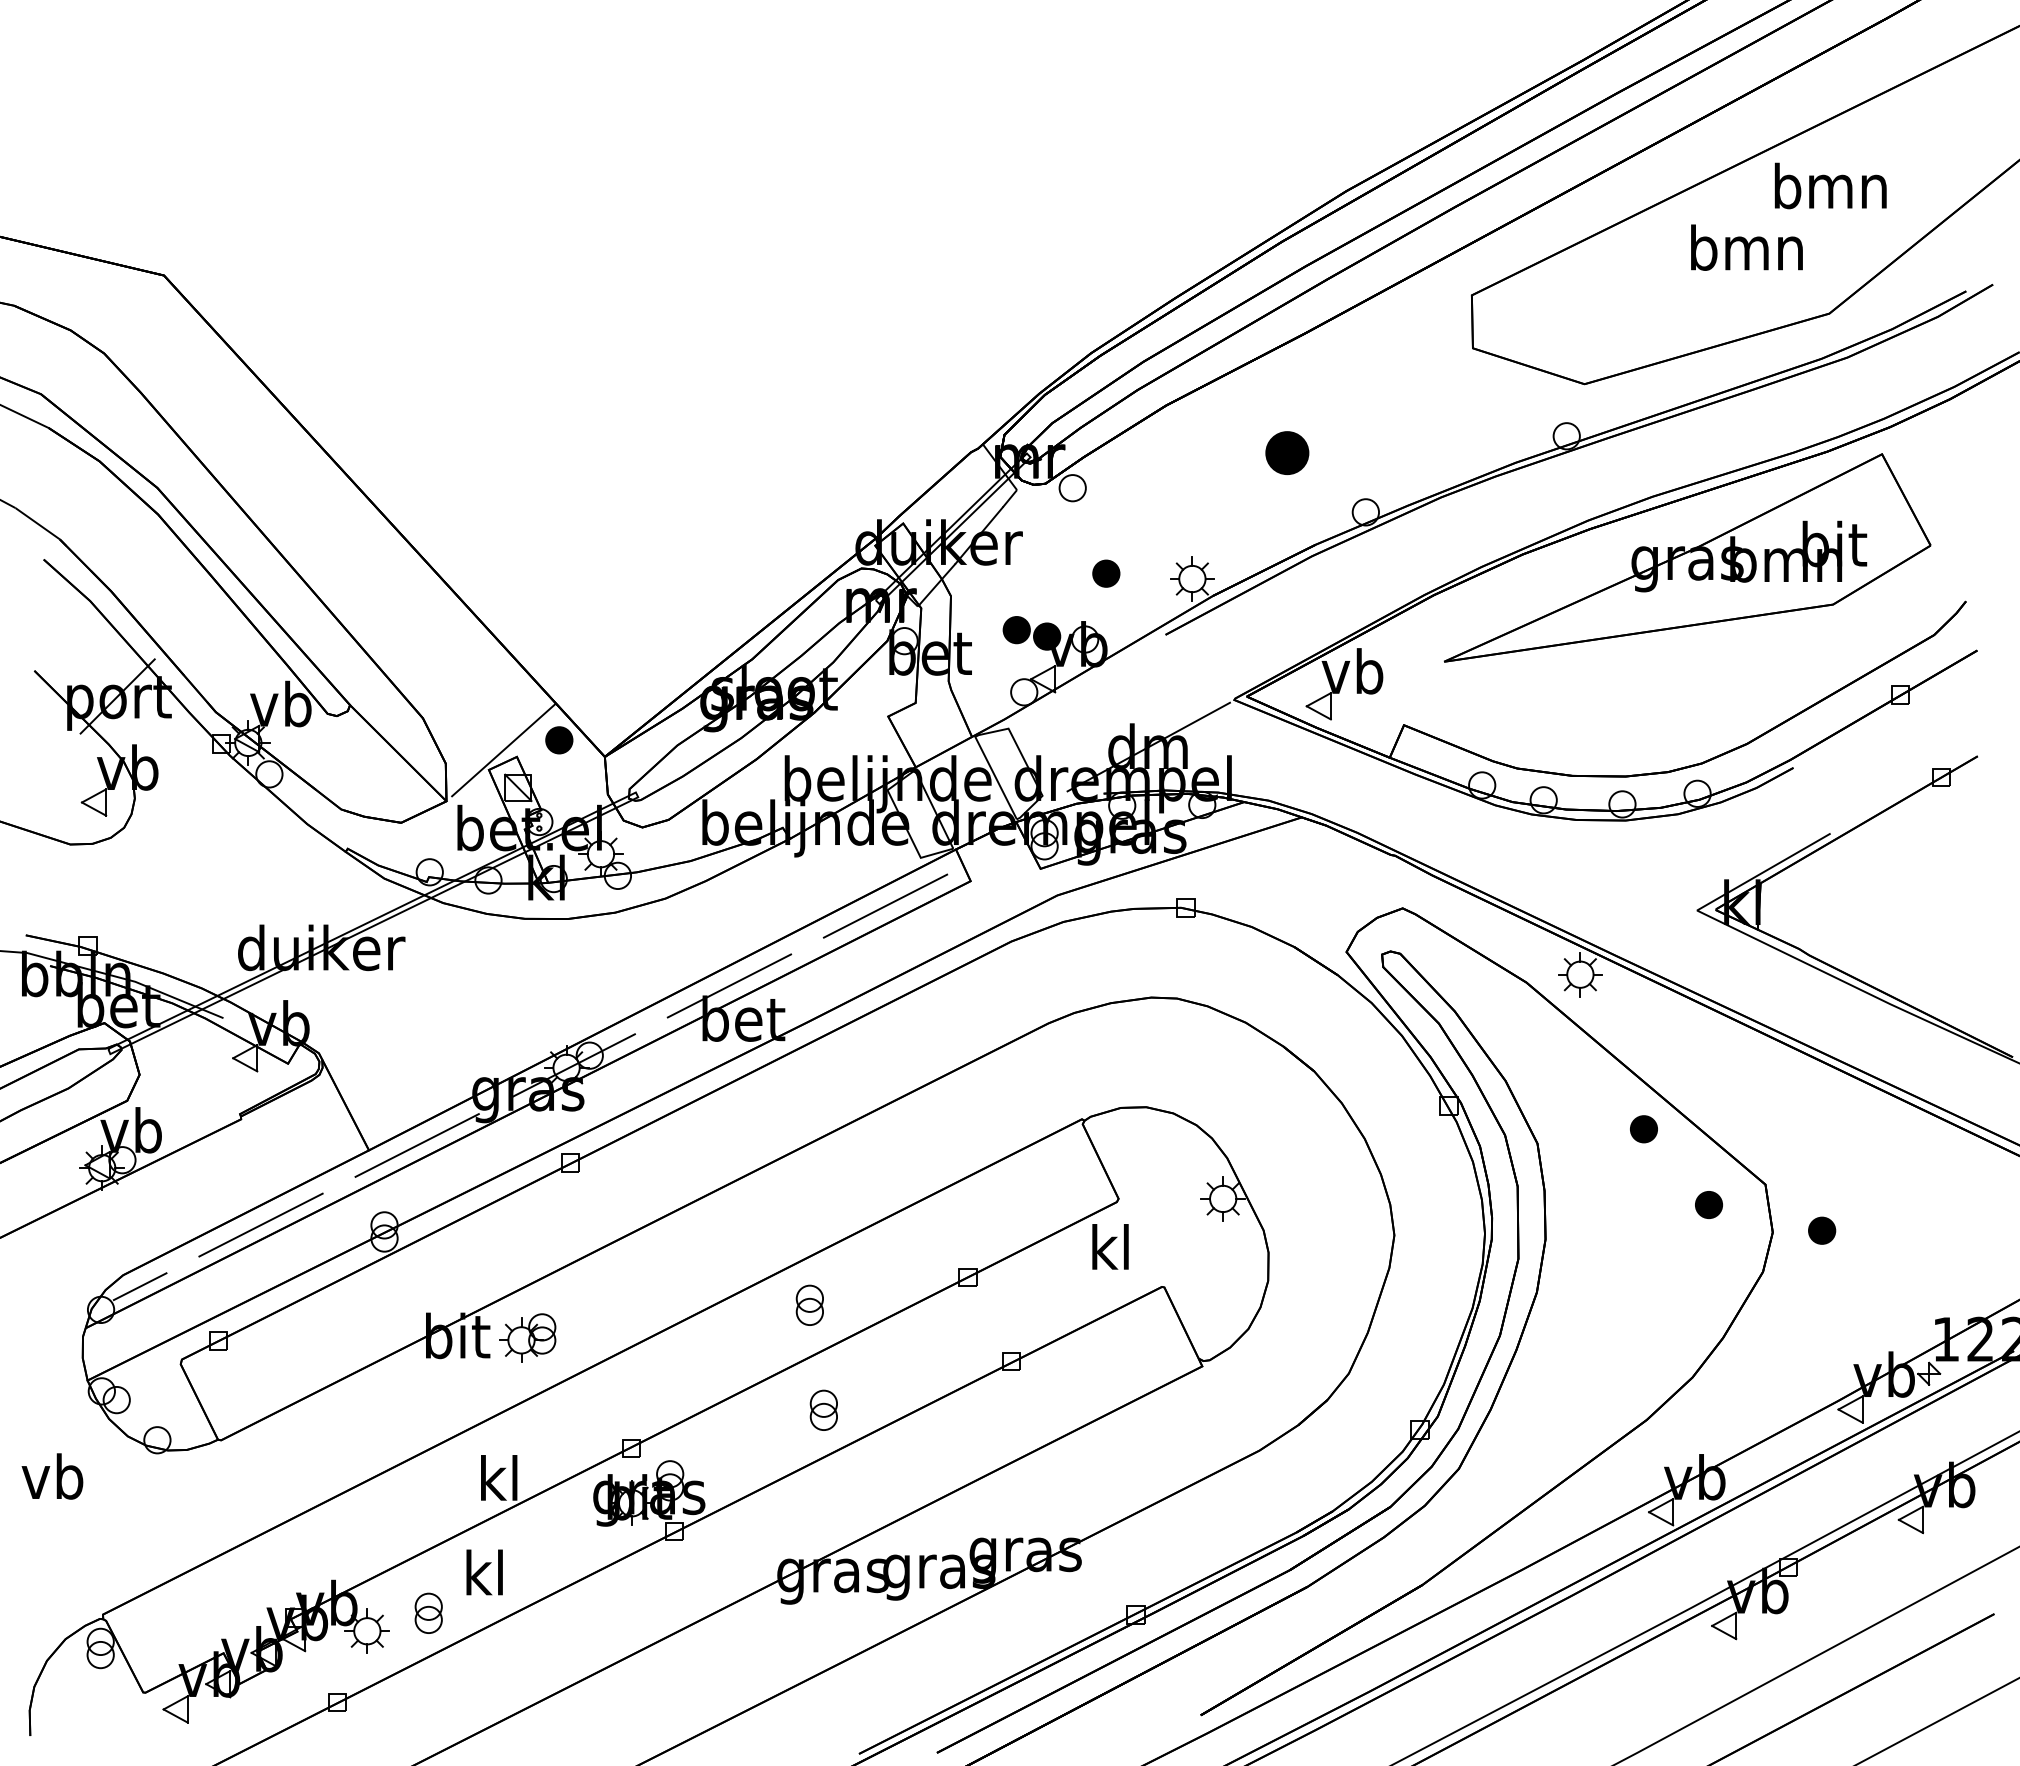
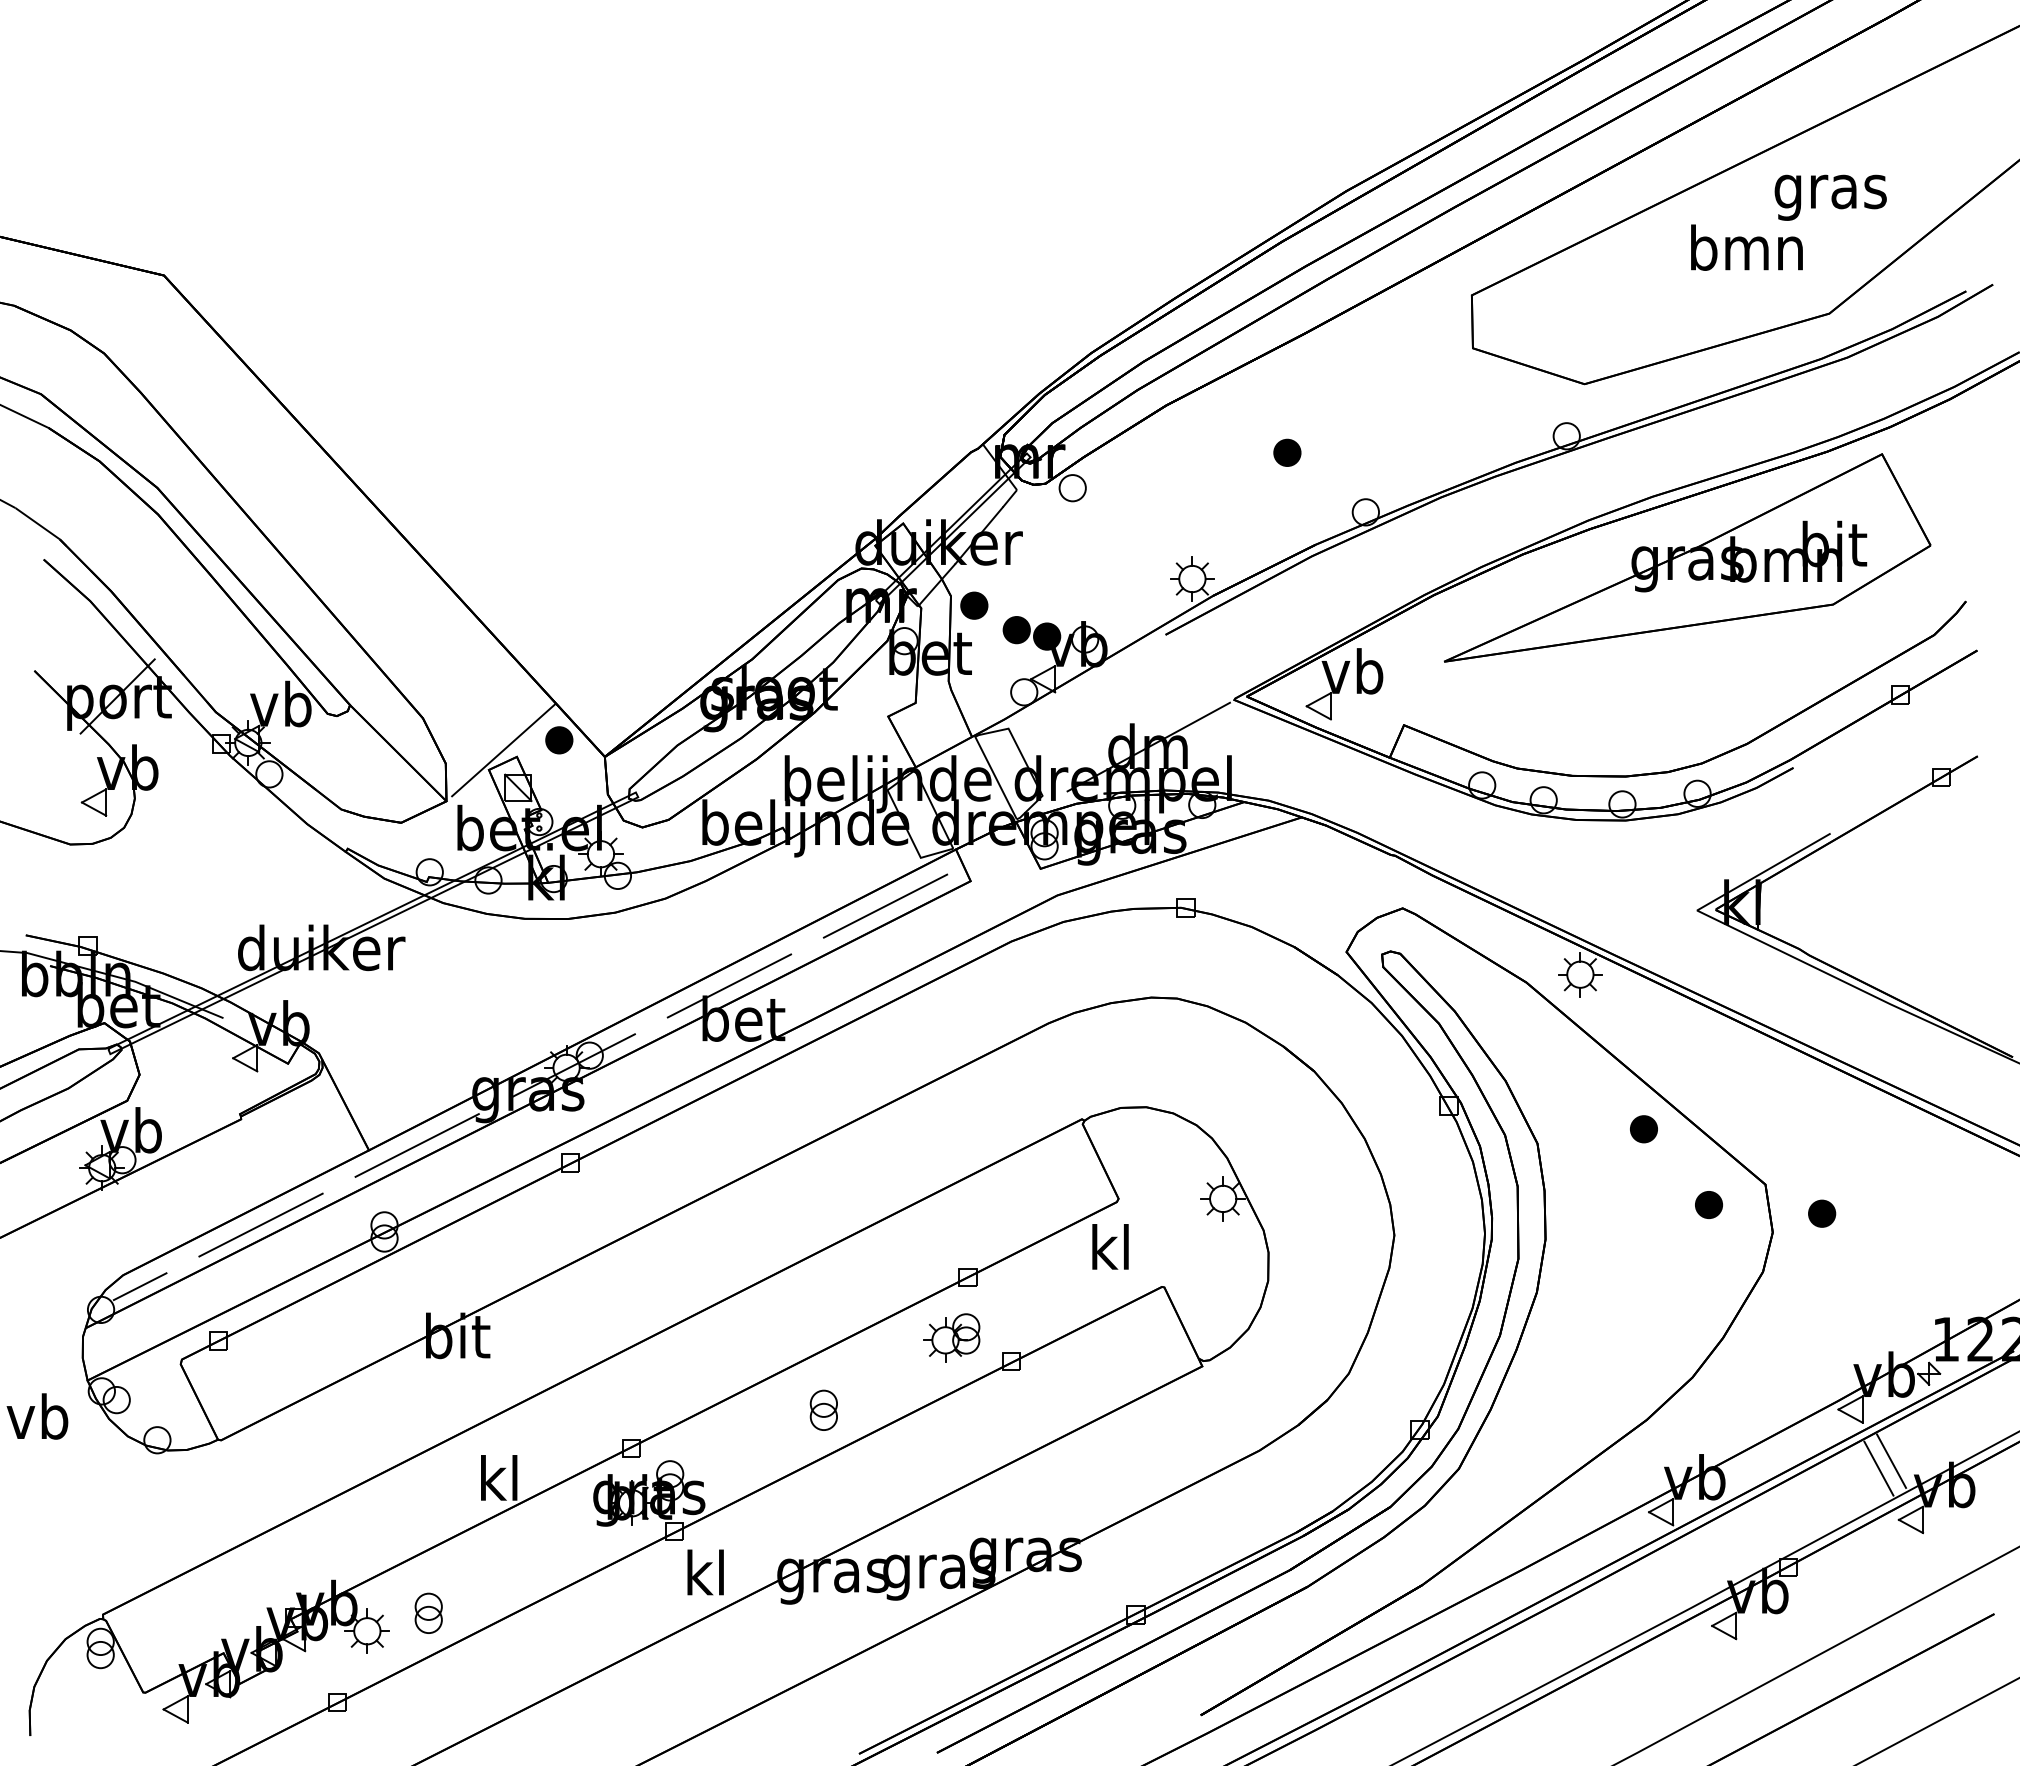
text: bmn -> gras (1830, 191)
part size: 45x44 px -> 29x29 px (1287, 452)
part position: (1106, 573) -> (974, 605) (974, 605)
part position: (1822, 1230) -> (1822, 1213) (1822, 1213)
part: present -> none (809, 1304)
part position: (527, 1337) -> (951, 1337) (951, 1337)
line: none -> present (1891, 1460)
line: none -> present (1878, 1468)
text position: (52, 1476) -> (37, 1416) (37, 1416)
text position: (484, 1572) -> (705, 1572) (705, 1572)
